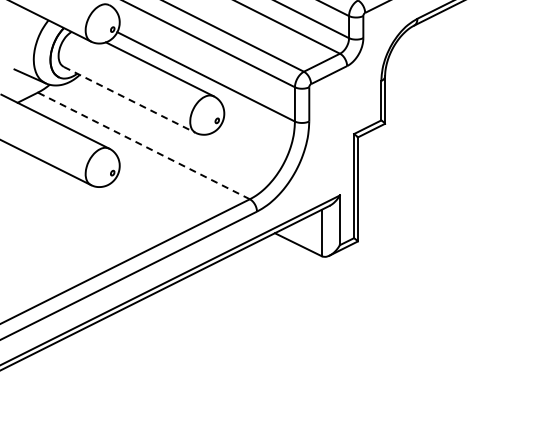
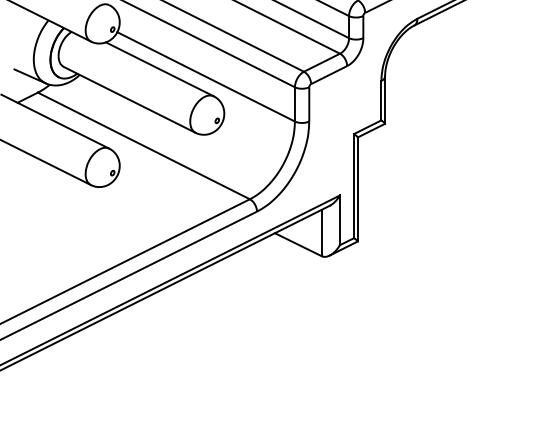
line: dashed -> solid (129, 99)
line: dashed -> solid (143, 145)
